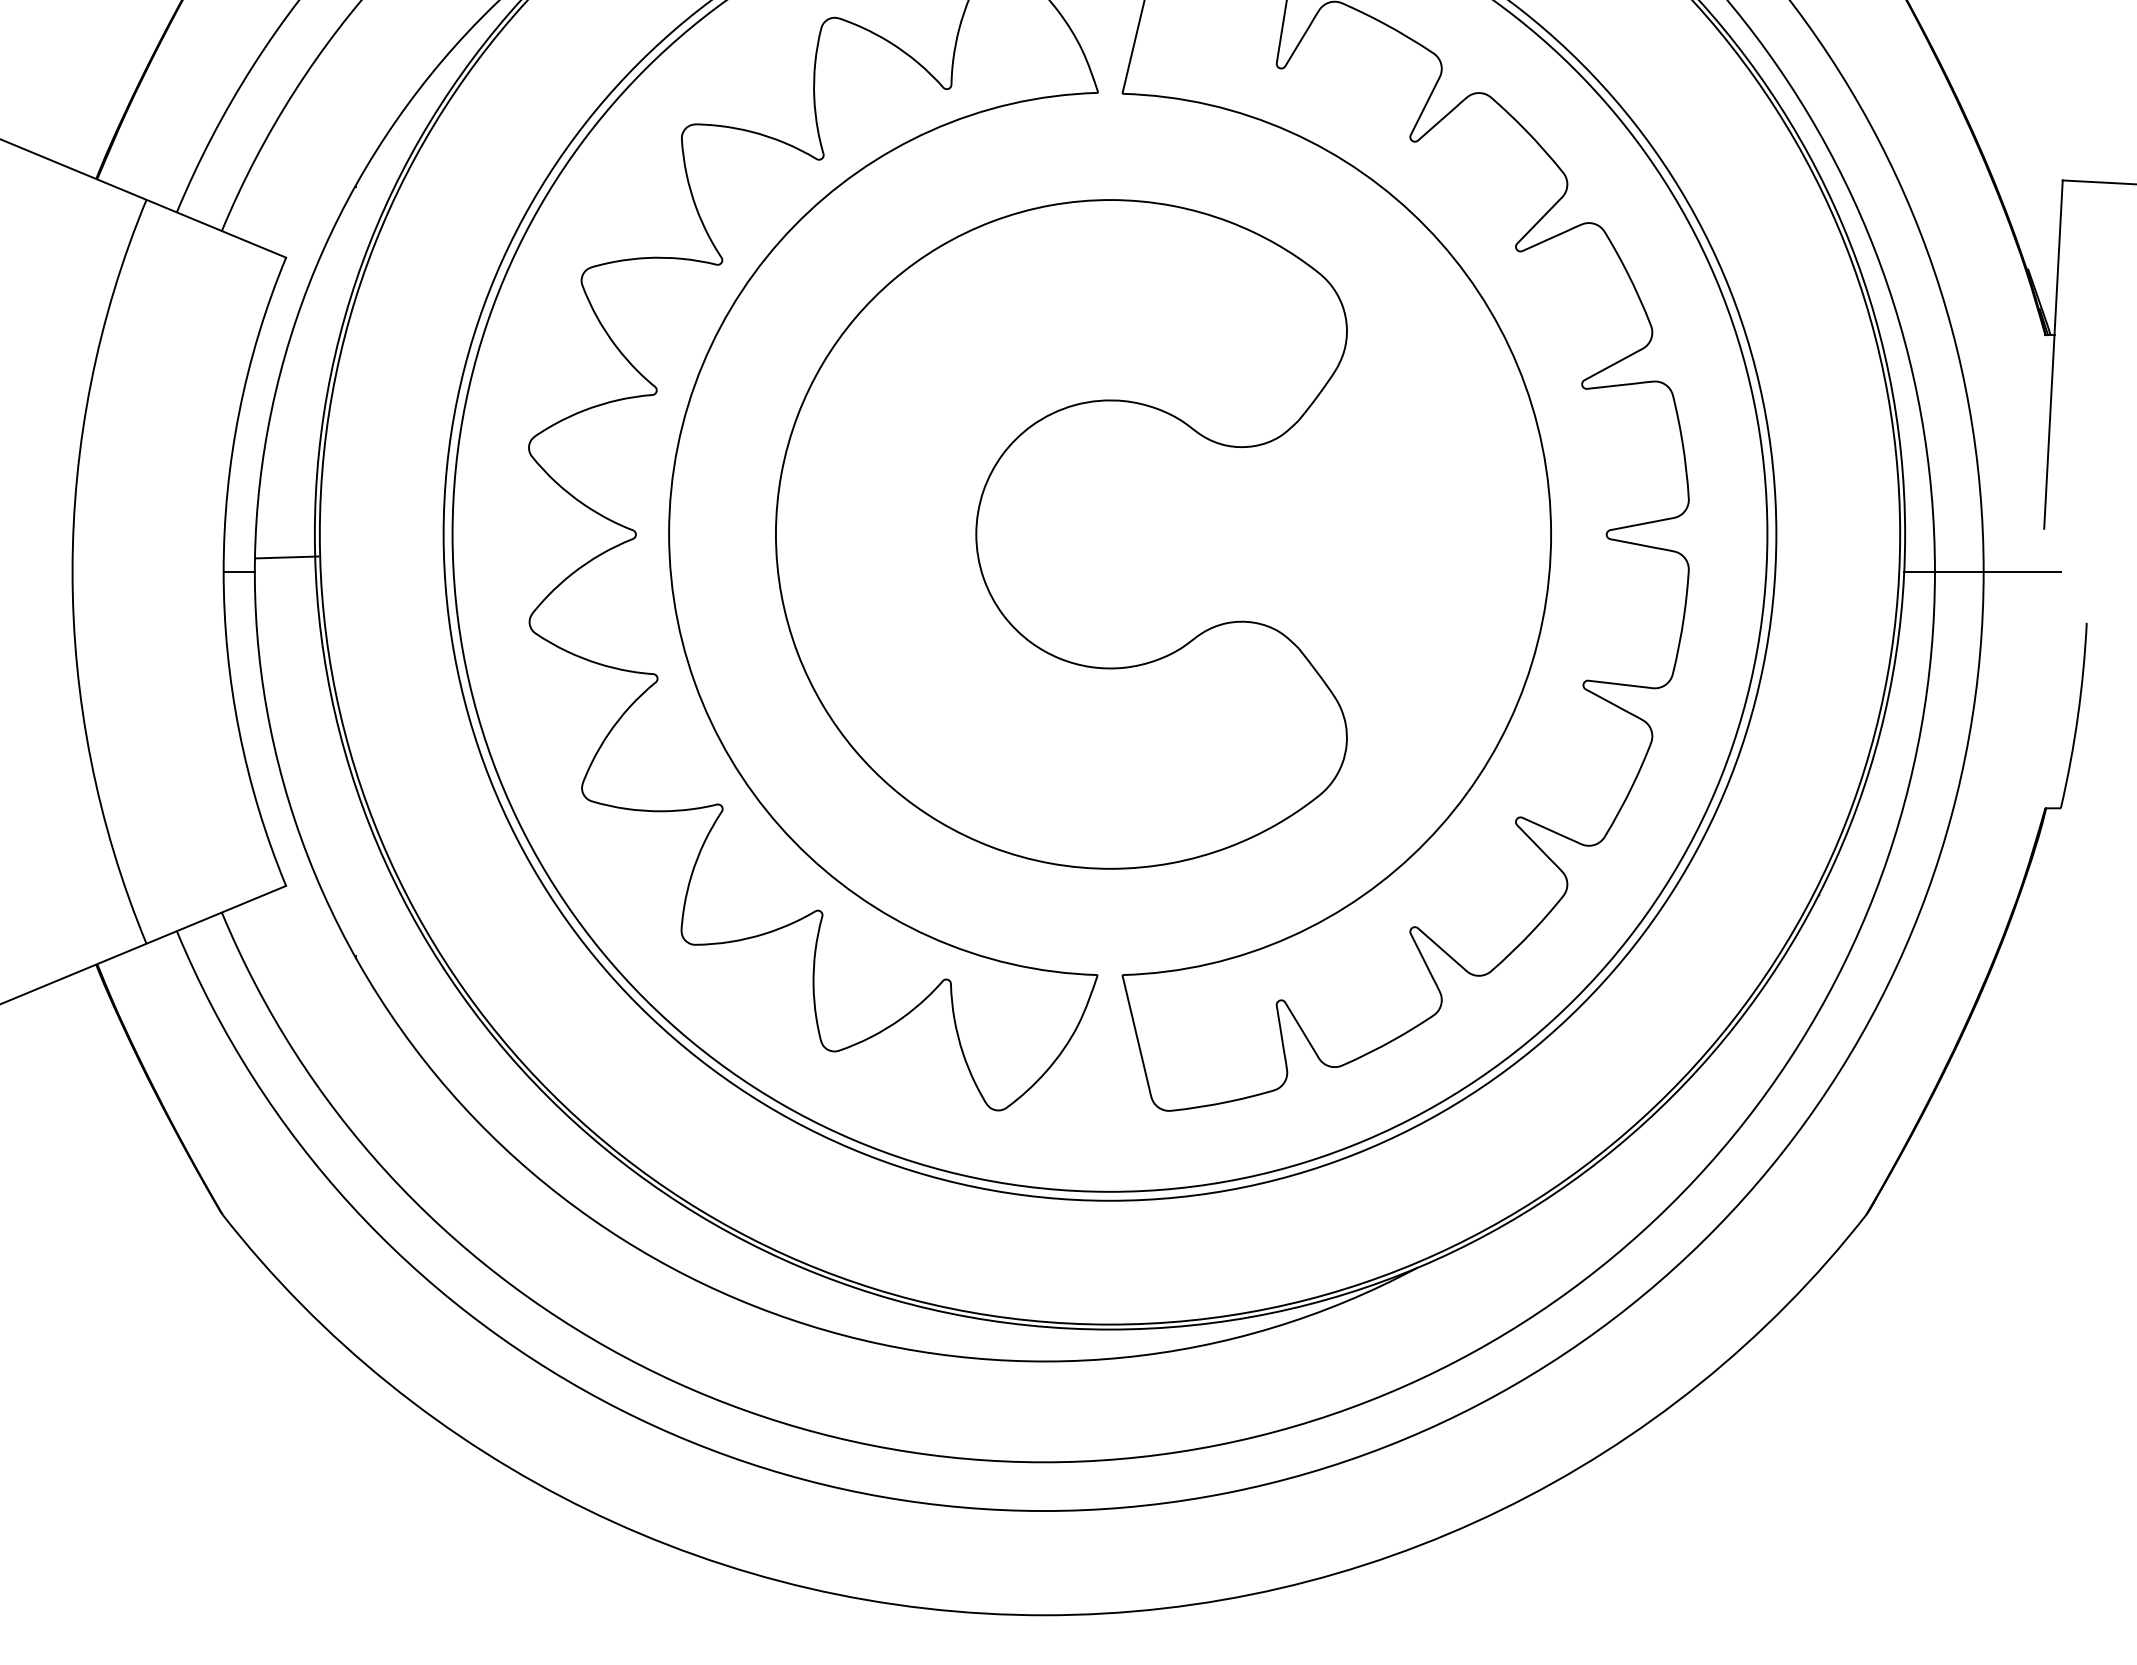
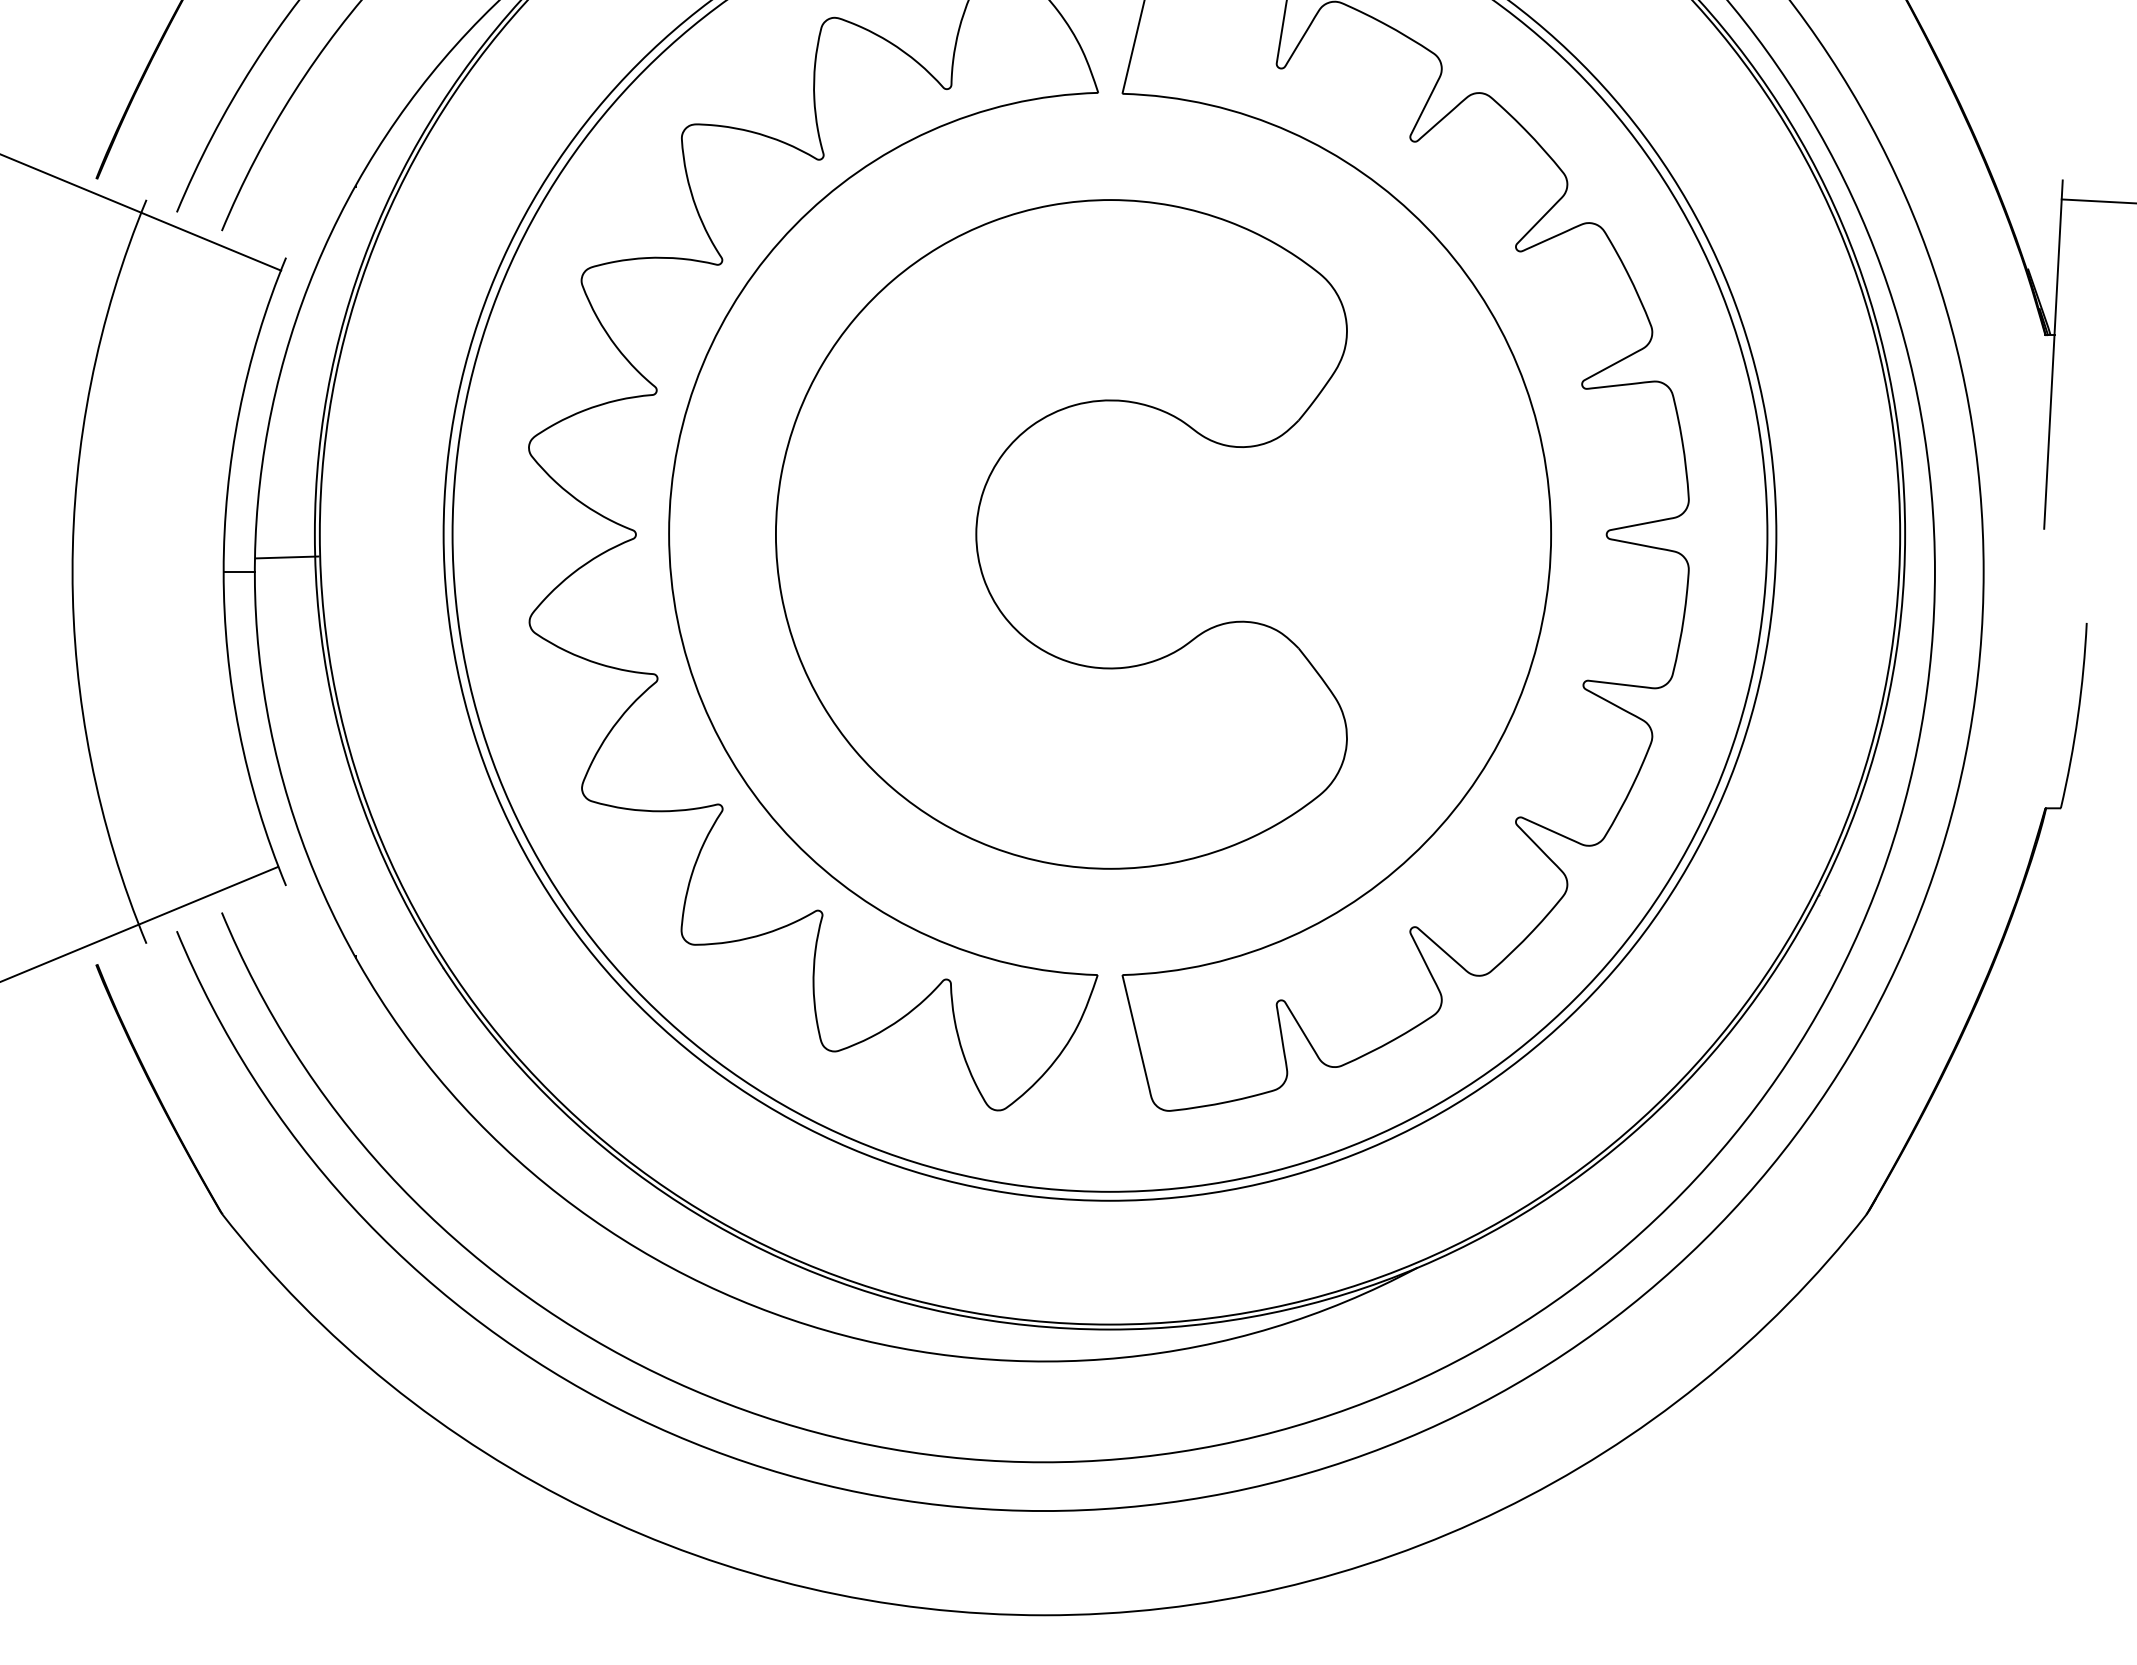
line position: (2097, 182) -> (2097, 201) (2097, 201)
line position: (144, 198) -> (141, 212) (141, 212)
line: present -> none (1982, 571)
line position: (144, 944) -> (140, 923) (140, 923)
